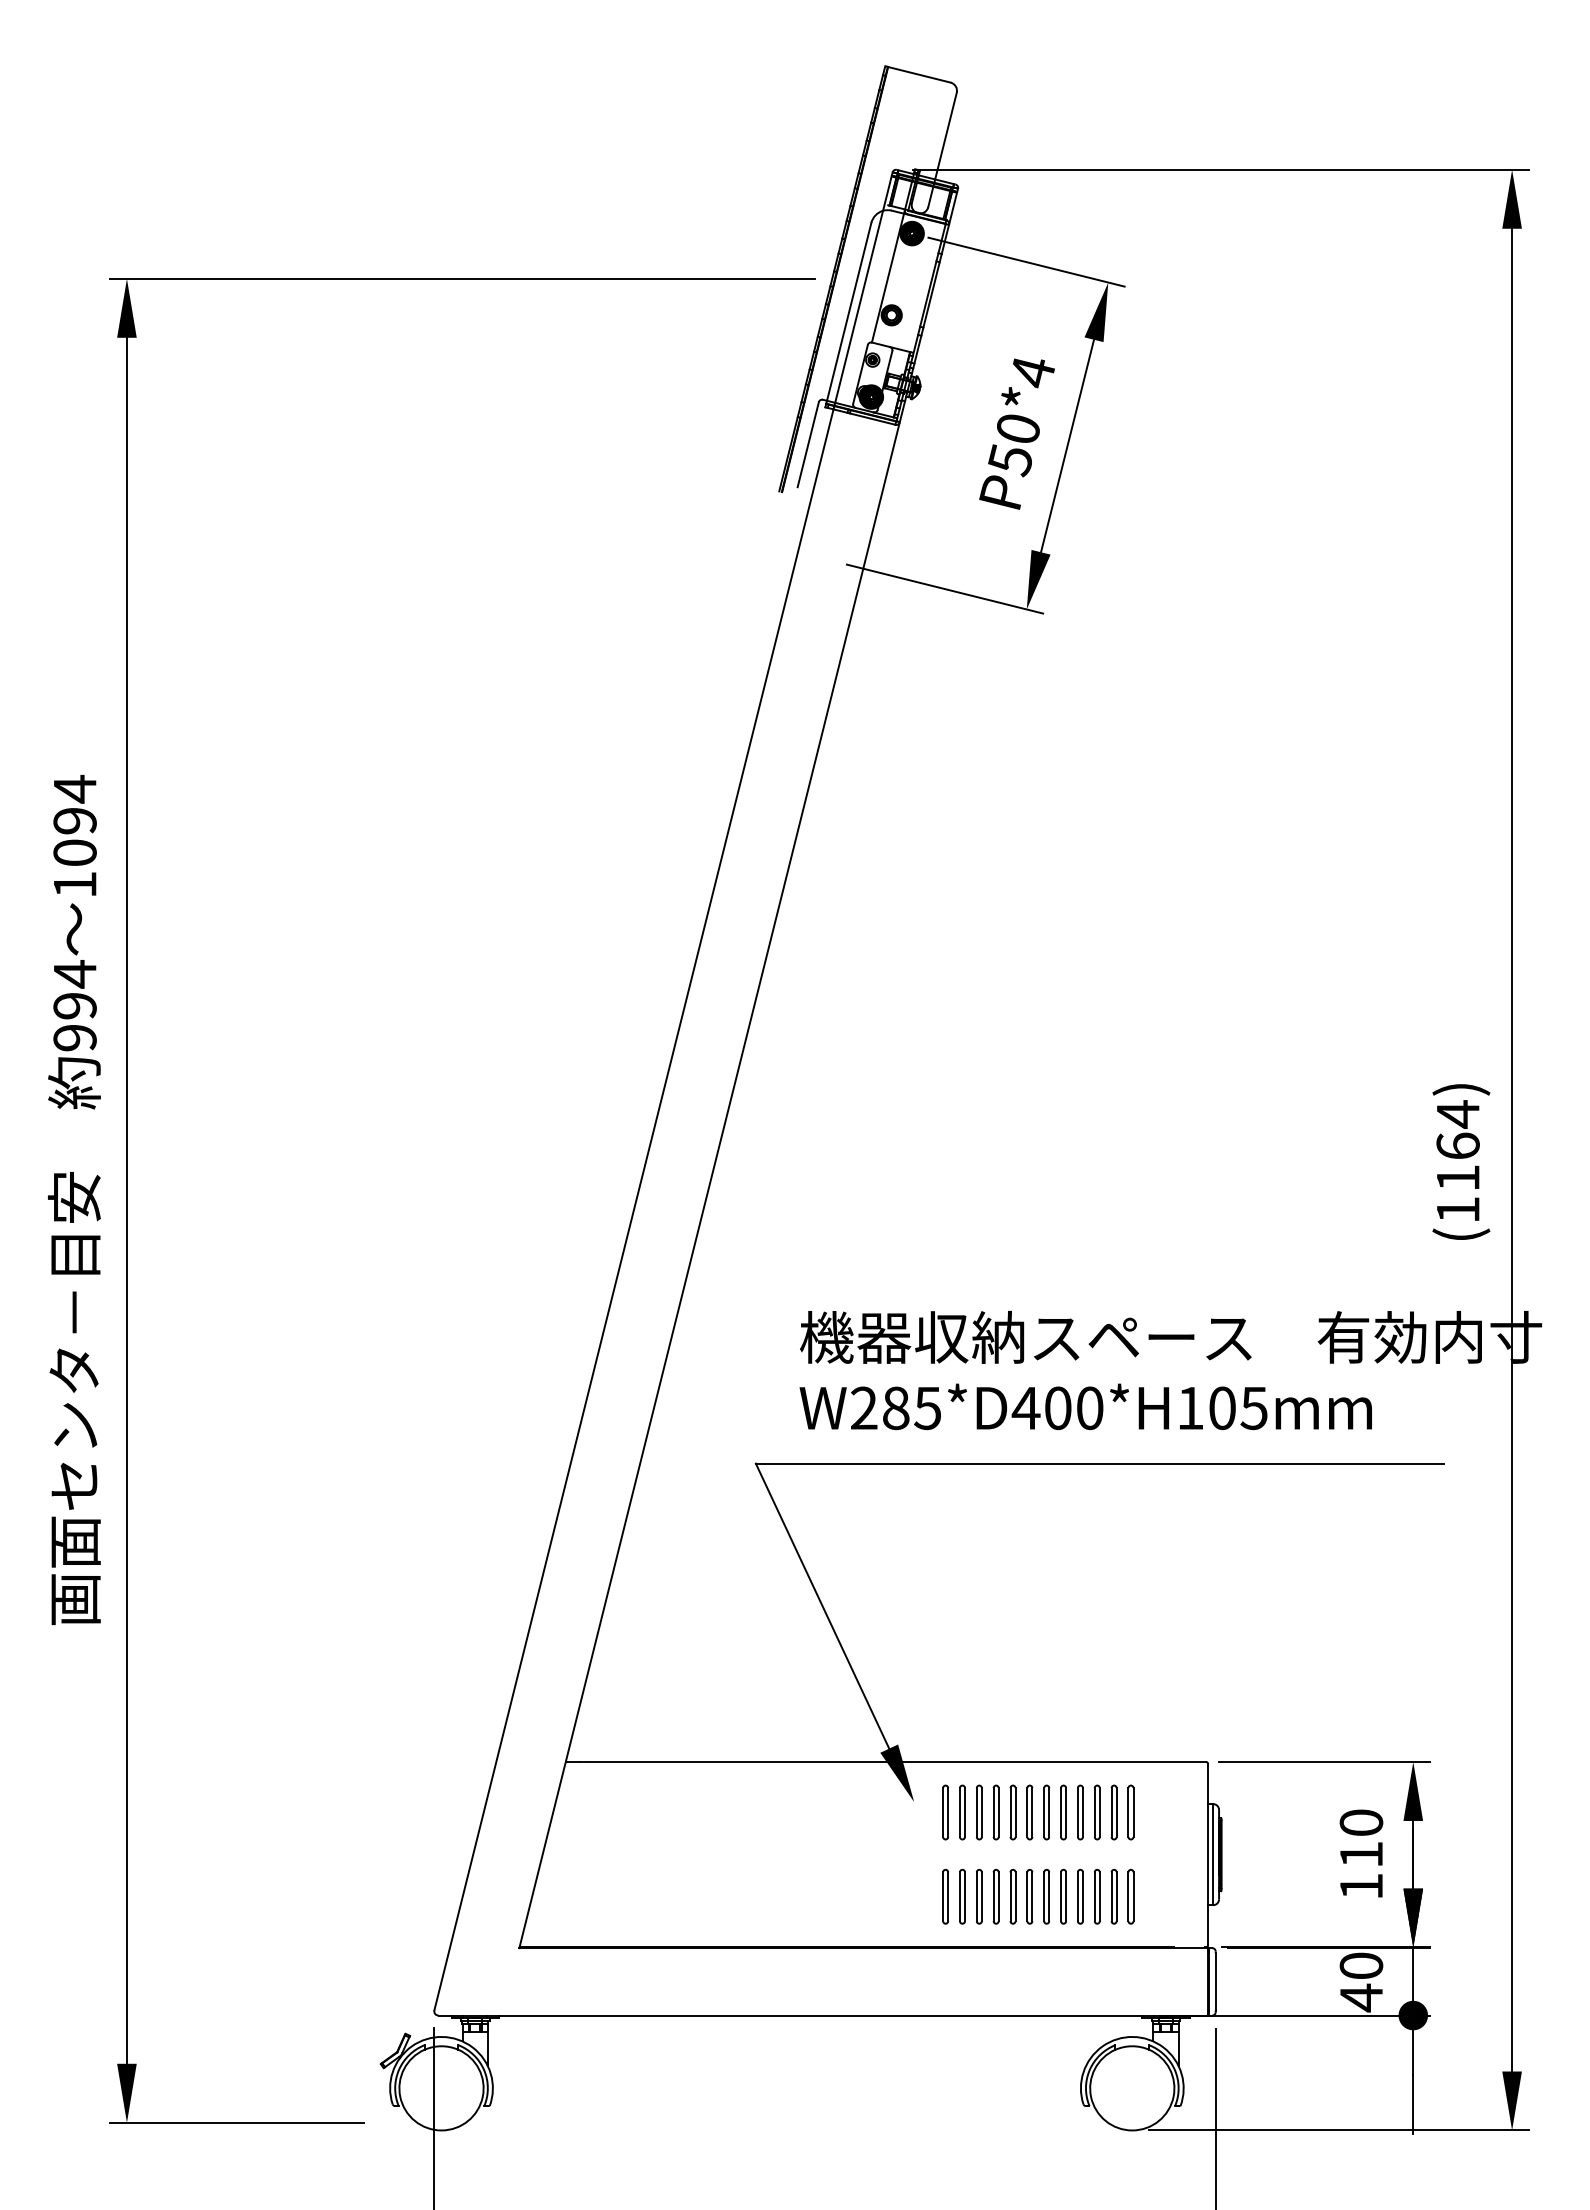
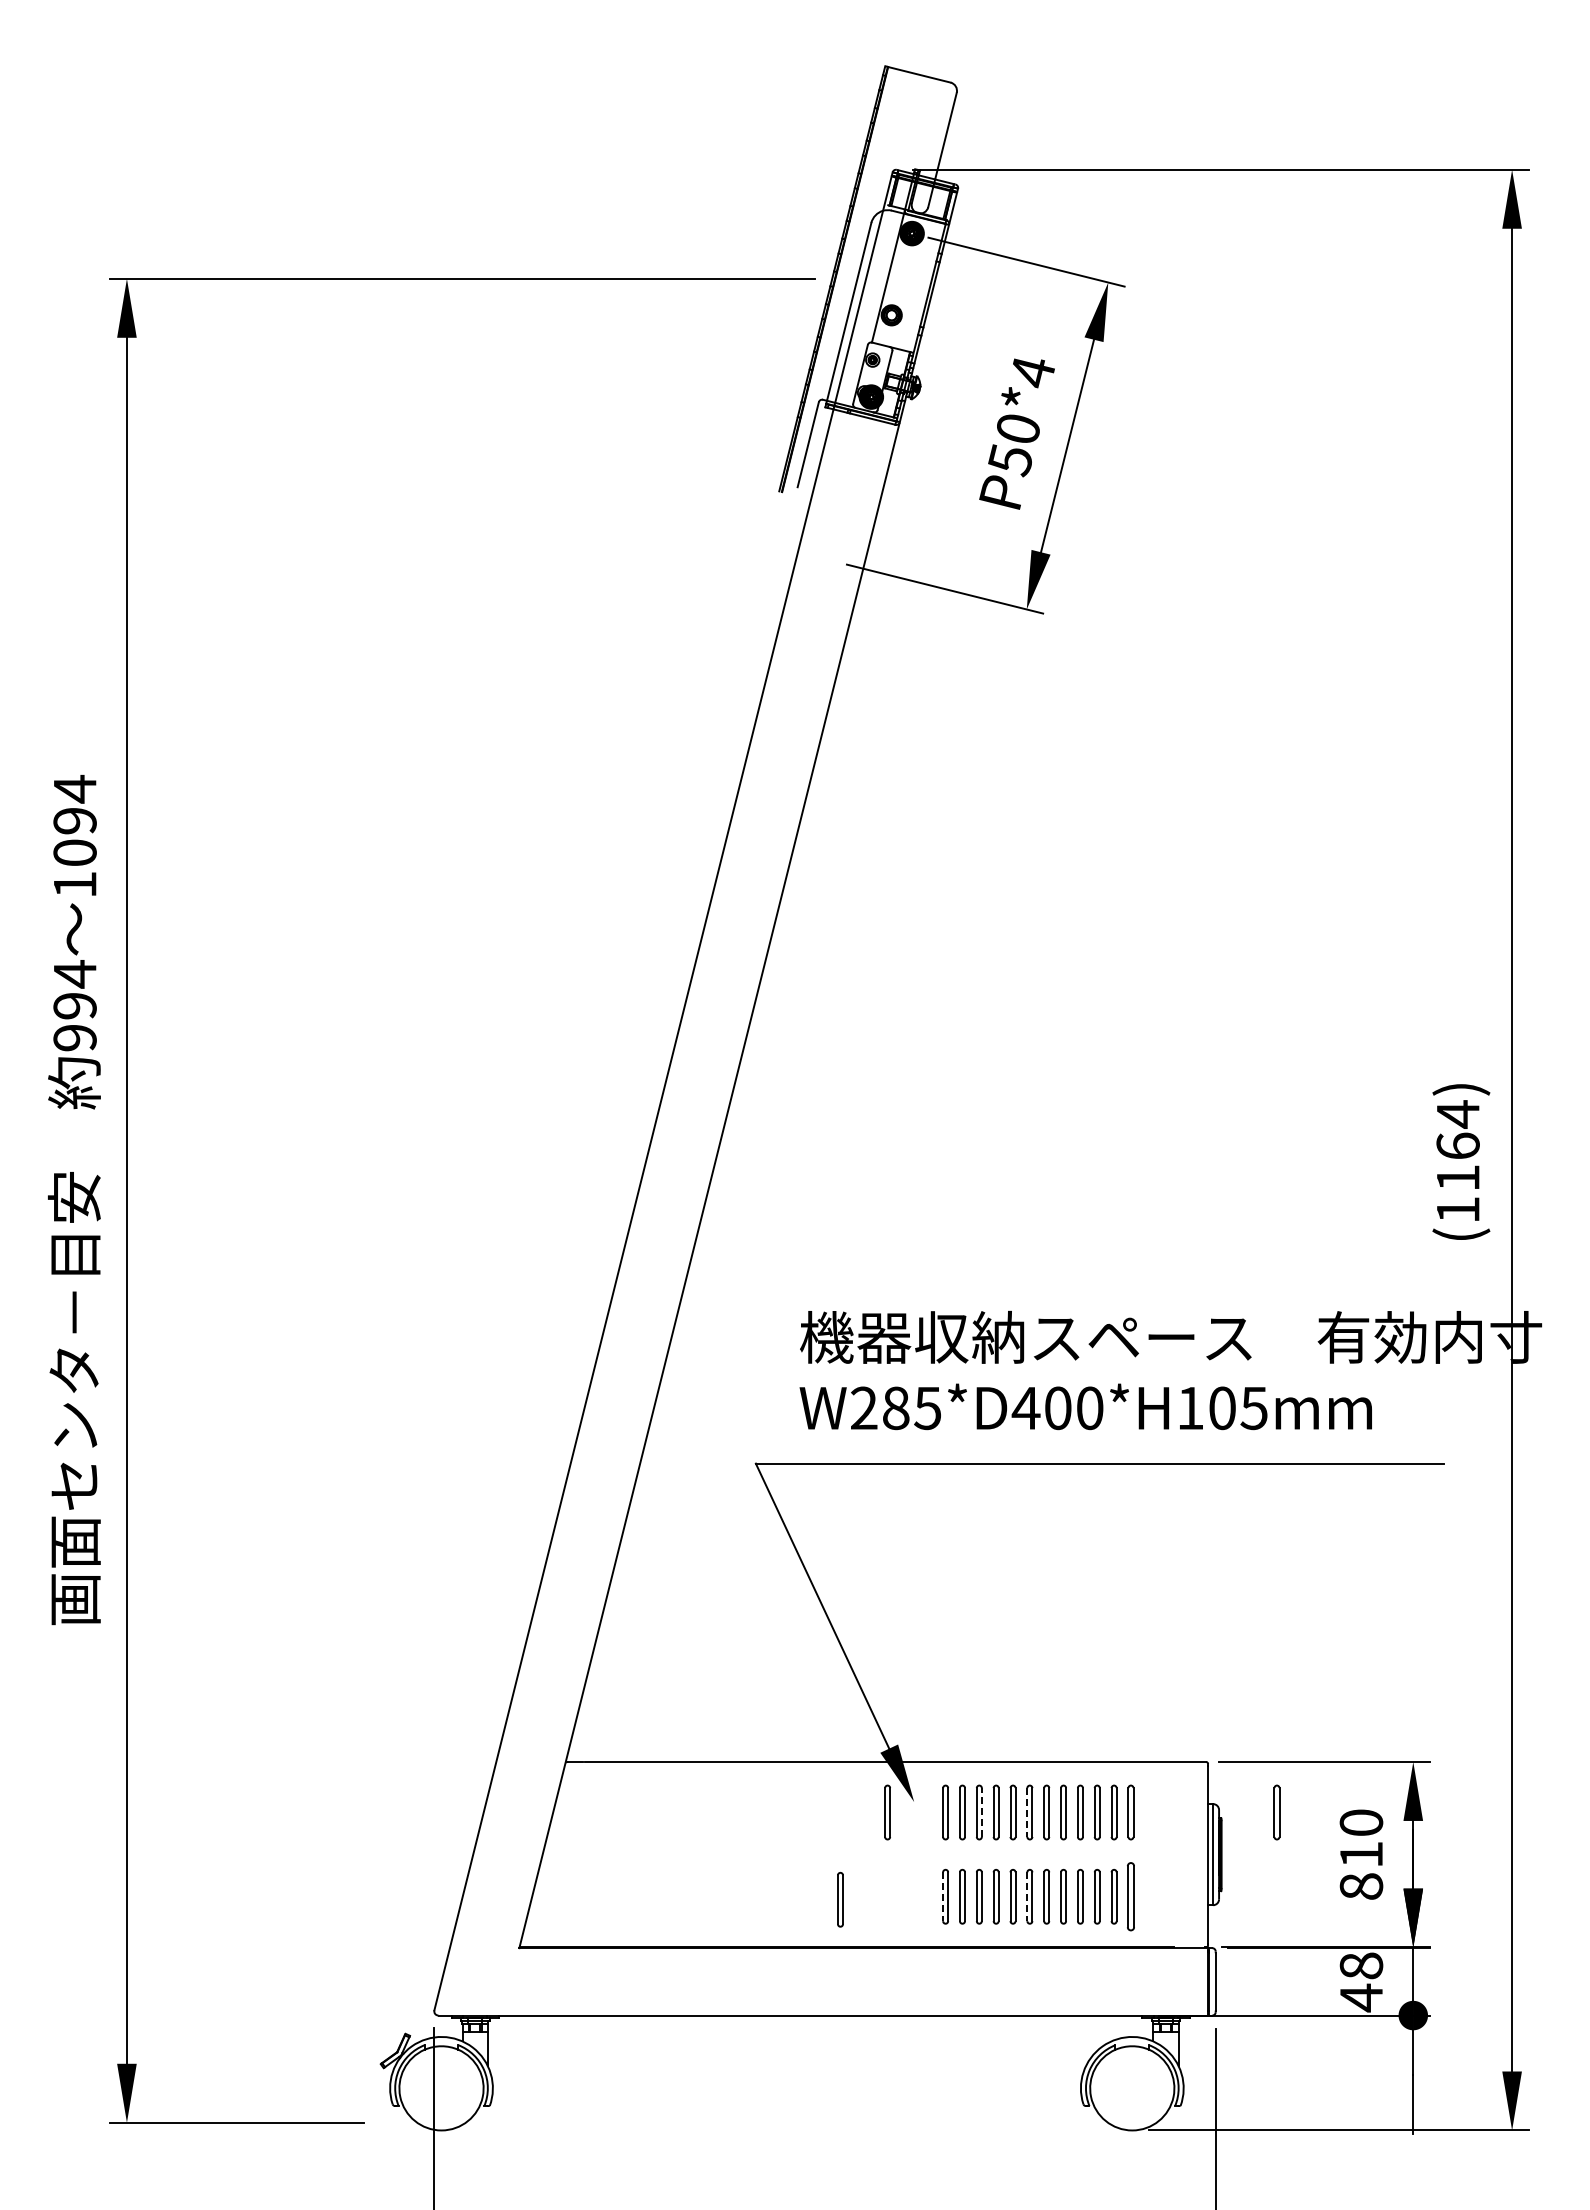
part: none -> present (887, 1812)
line: solid -> dashed (981, 1812)
part: none -> present (1276, 1812)
line: solid -> dashed (1027, 1813)
text: 110 -> 810 (1361, 1886)
part size: 8x56 px -> 8x70 px (1130, 1896)
line: solid -> dashed (943, 1897)
line: solid -> dashed (1027, 1897)
part: none -> present (840, 1899)
text: 40 -> 48 (1361, 1965)
